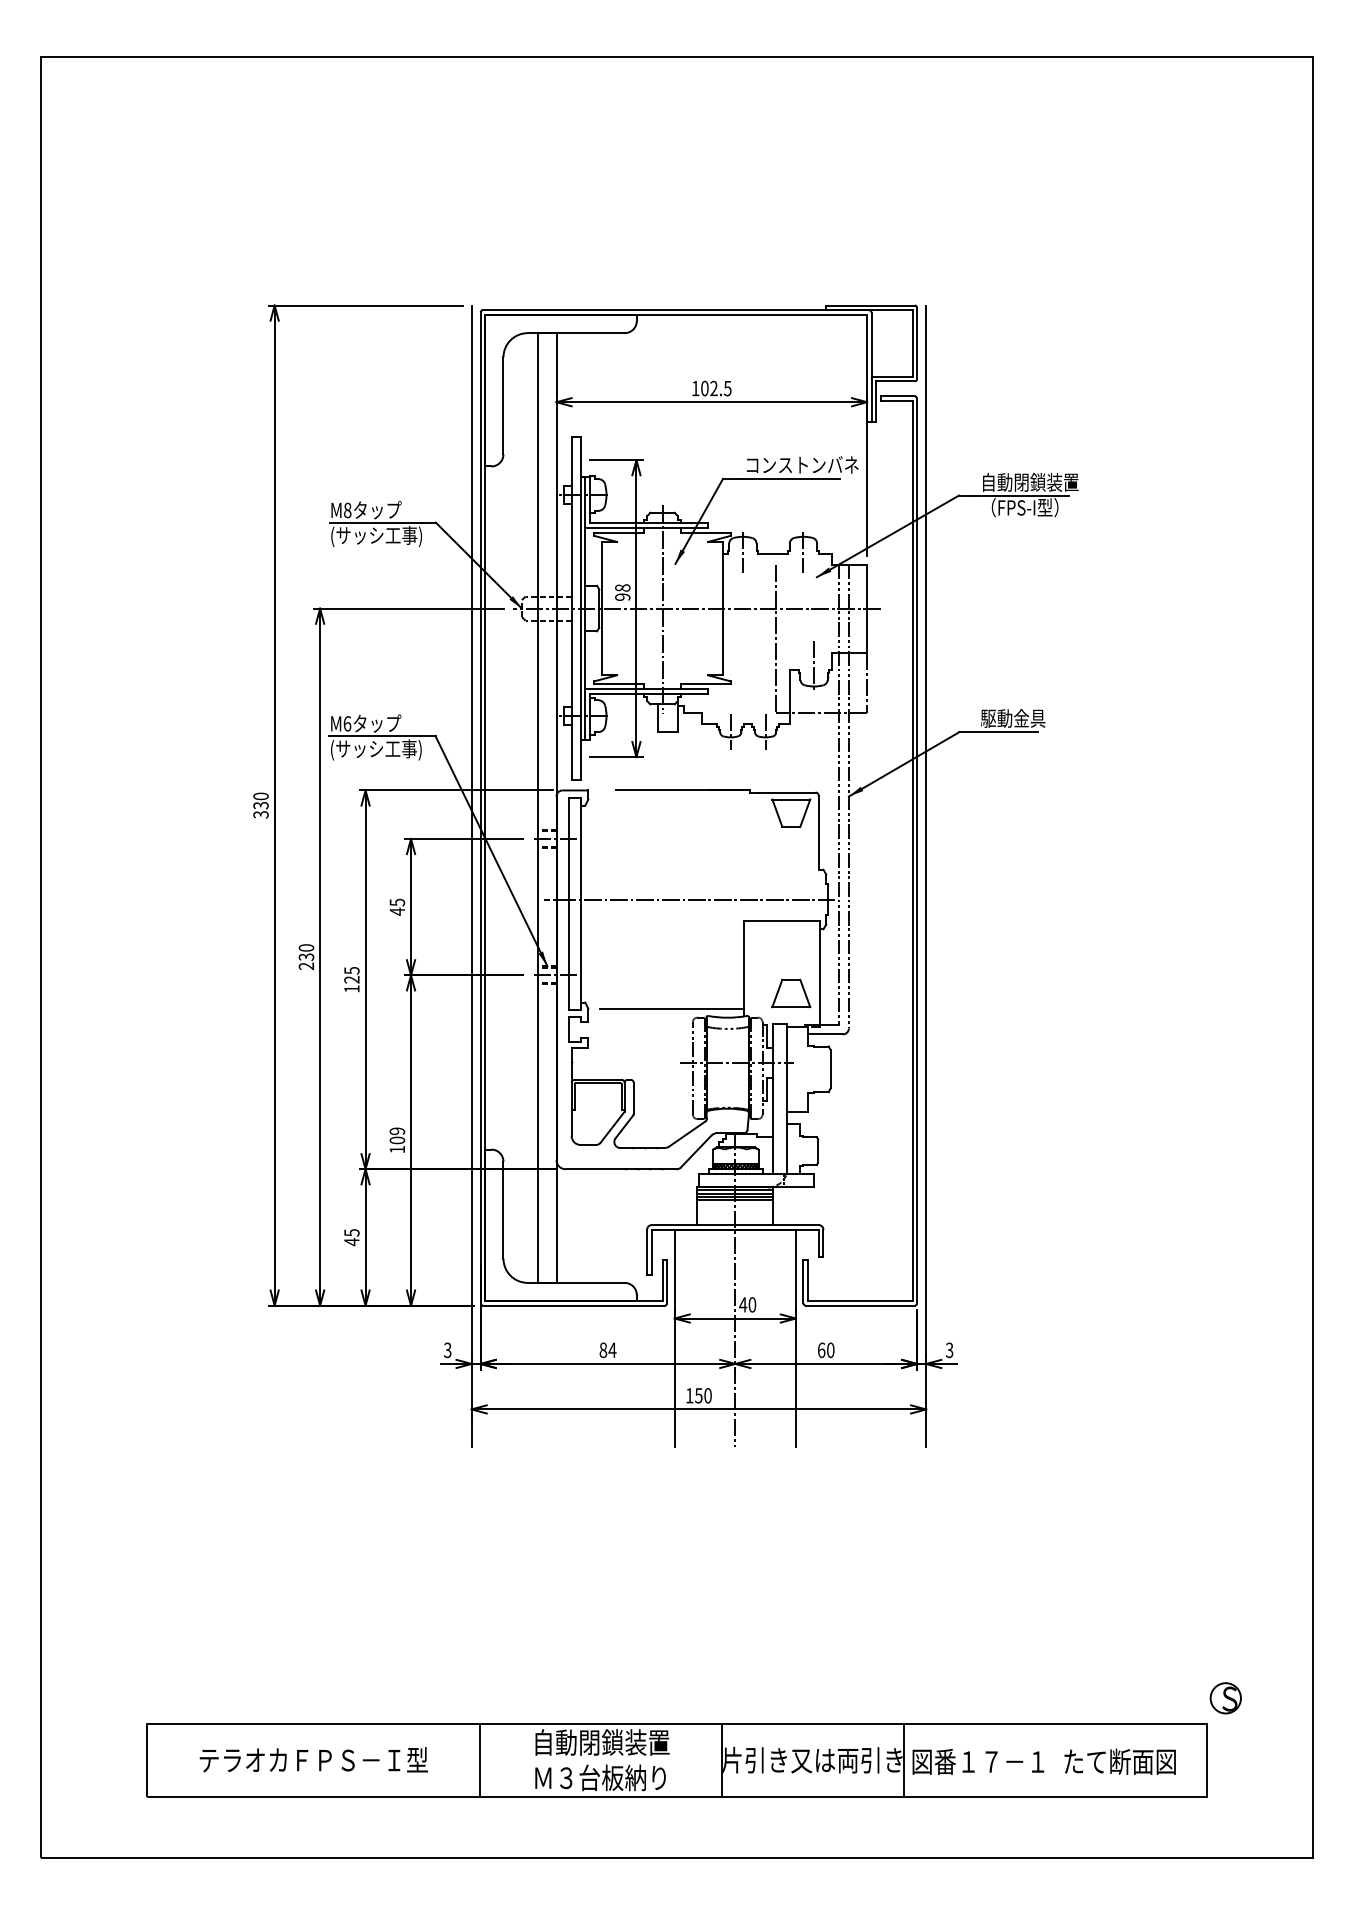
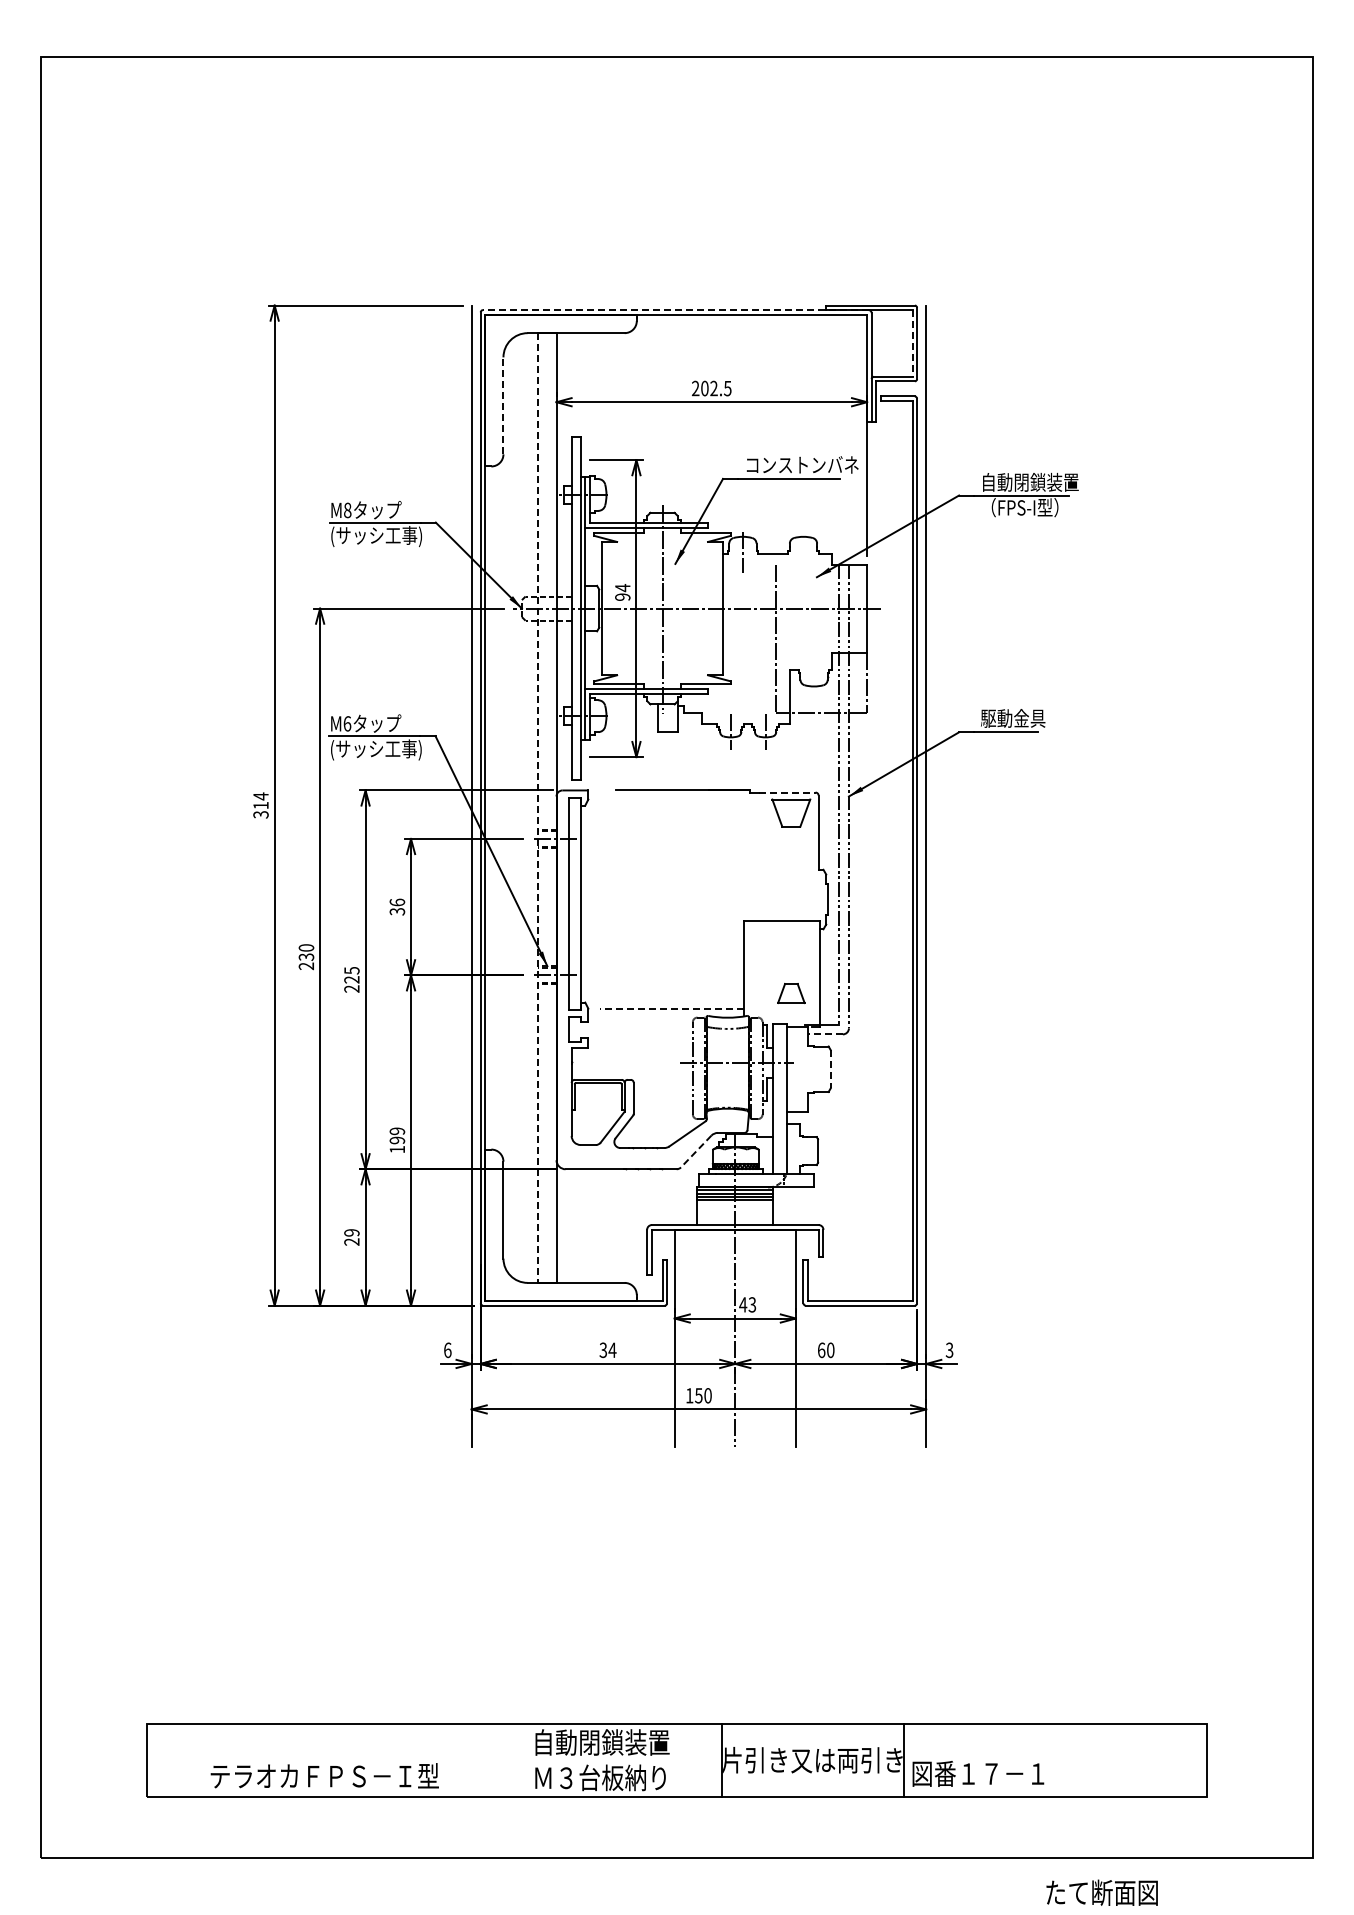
line: solid -> dashed (675, 310)
line: solid -> dashed (912, 343)
text: 102.5 -> 202.5 (695, 388)
line: solid -> dashed (503, 405)
line: present -> none (803, 552)
text: 98 -> 94 (622, 588)
line: present -> none (814, 666)
line: solid -> dashed (787, 792)
text: 330 -> 314 (260, 800)
line: solid -> dashed (538, 808)
line: present -> none (689, 899)
text: 45 -> 36 (397, 906)
text: 125 -> 225 (351, 988)
part size: 41x31 px -> 29x21 px (791, 993)
line: solid -> dashed (672, 1008)
line: solid -> dashed (824, 1034)
line: solid -> dashed (830, 1069)
text: 109 -> 199 (397, 1140)
line: solid -> dashed (696, 1151)
text: 45 -> 29 (351, 1237)
text: 40 -> 43 (752, 1304)
text: 3 -> 6 (447, 1349)
text: 84 -> 34 (603, 1349)
part: present -> none (1225, 1698)
text position: (313, 1759) -> (324, 1775) (324, 1775)
line: present -> none (480, 1760)
text position: (978, 1761) -> (978, 1773) (978, 1773)
text position: (1119, 1761) -> (1101, 1892) (1101, 1892)
